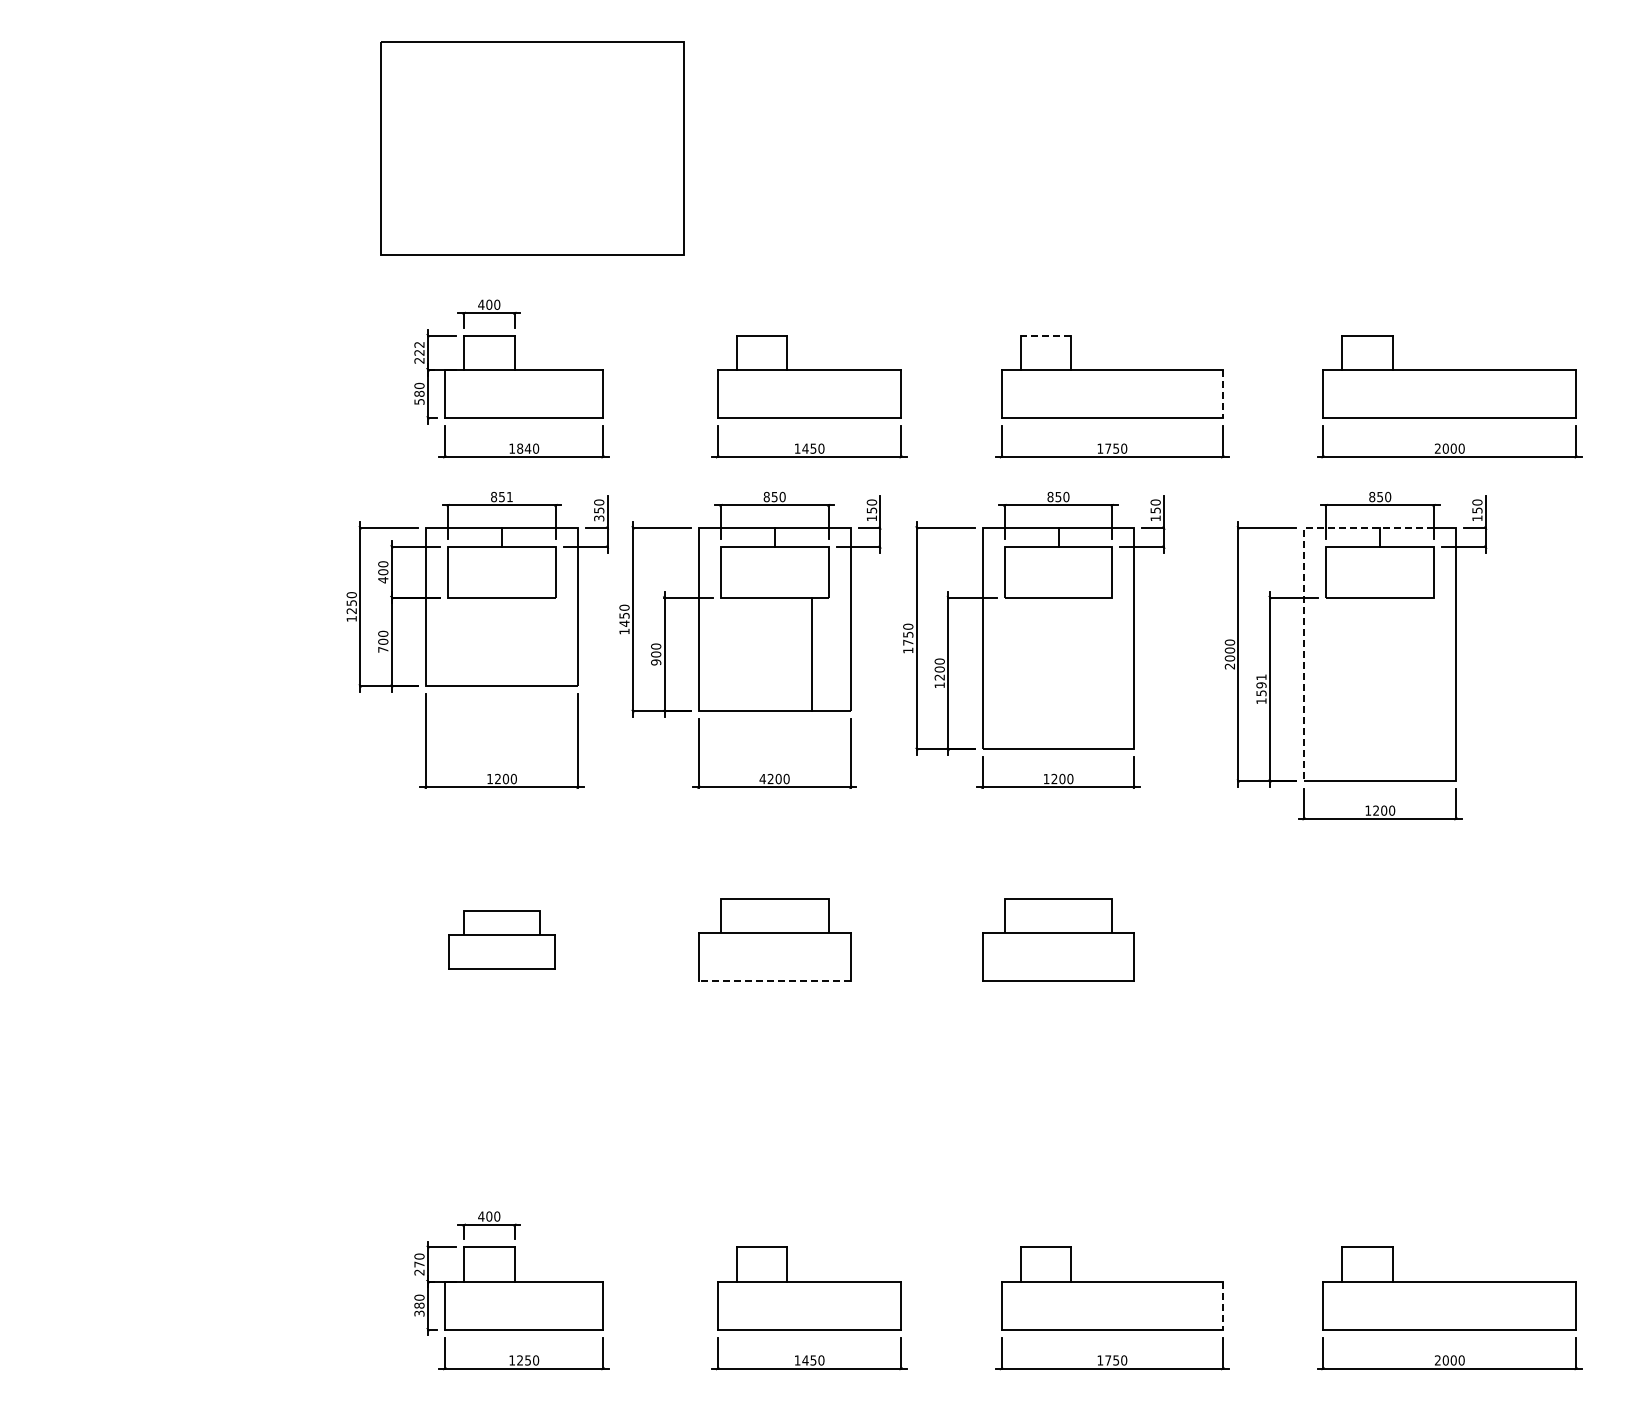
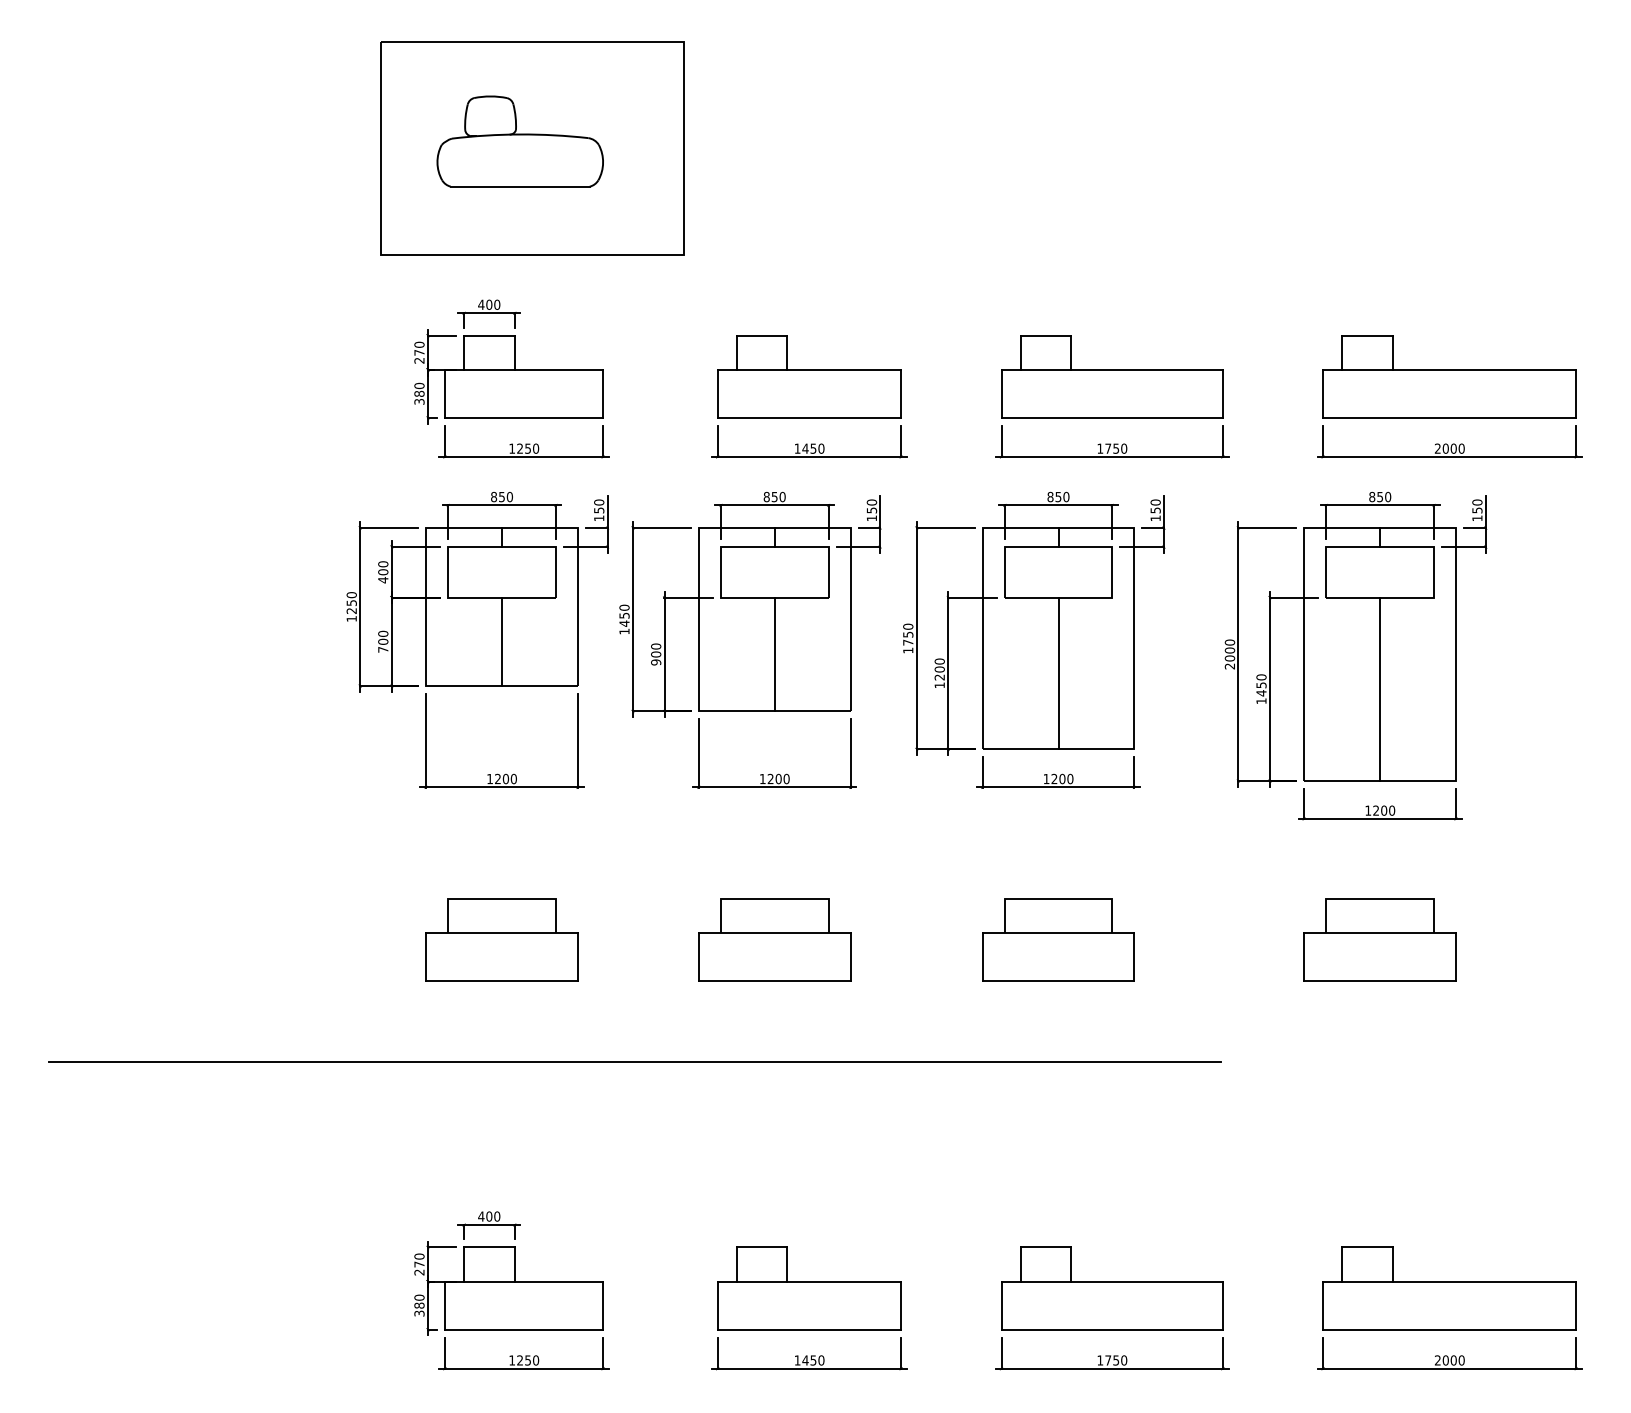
part: none -> present (519, 141)
line: dashed -> solid (1045, 335)
text: 222 -> 270 (419, 348)
line: dashed -> solid (1223, 394)
text: 580 -> 380 (418, 401)
text: 1840 -> 1250 (524, 448)
text: 851 -> 850 (509, 496)
text: 350 -> 150 (599, 518)
line: dashed -> solid (1304, 589)
line: none -> present (501, 641)
line position: (811, 654) -> (774, 654) (774, 654)
line: none -> present (1058, 673)
text: 1591 -> 1450 (1261, 685)
line: none -> present (1380, 689)
text: 4200 -> 1200 (762, 779)
part size: 108x60 px -> 154x84 px (501, 939)
part: none -> present (1379, 939)
line: dashed -> solid (774, 980)
line: none -> present (634, 1061)
line: dashed -> solid (1223, 1306)
